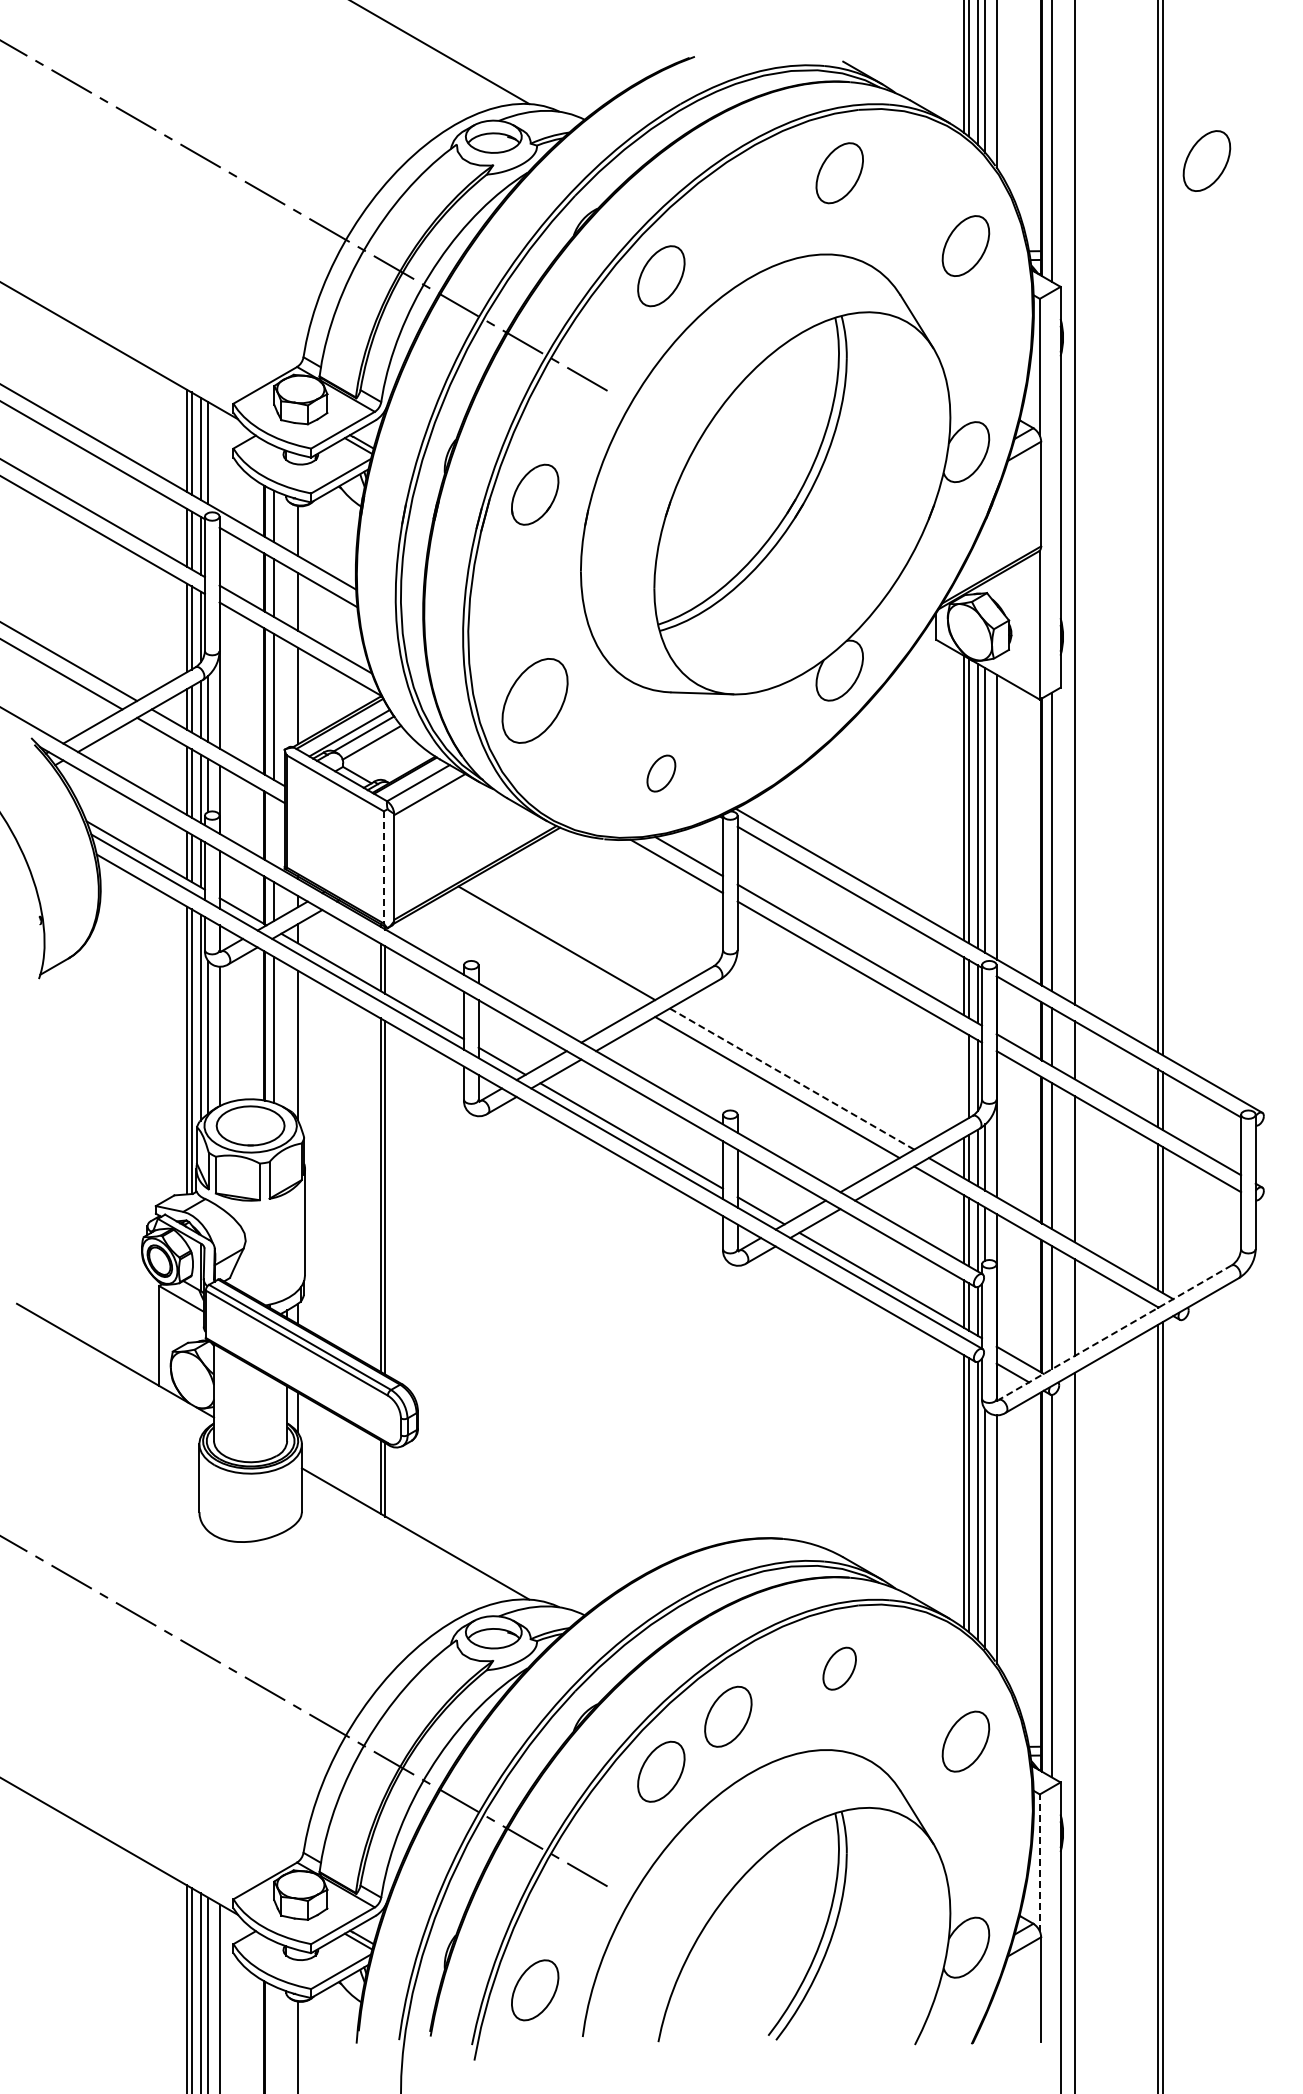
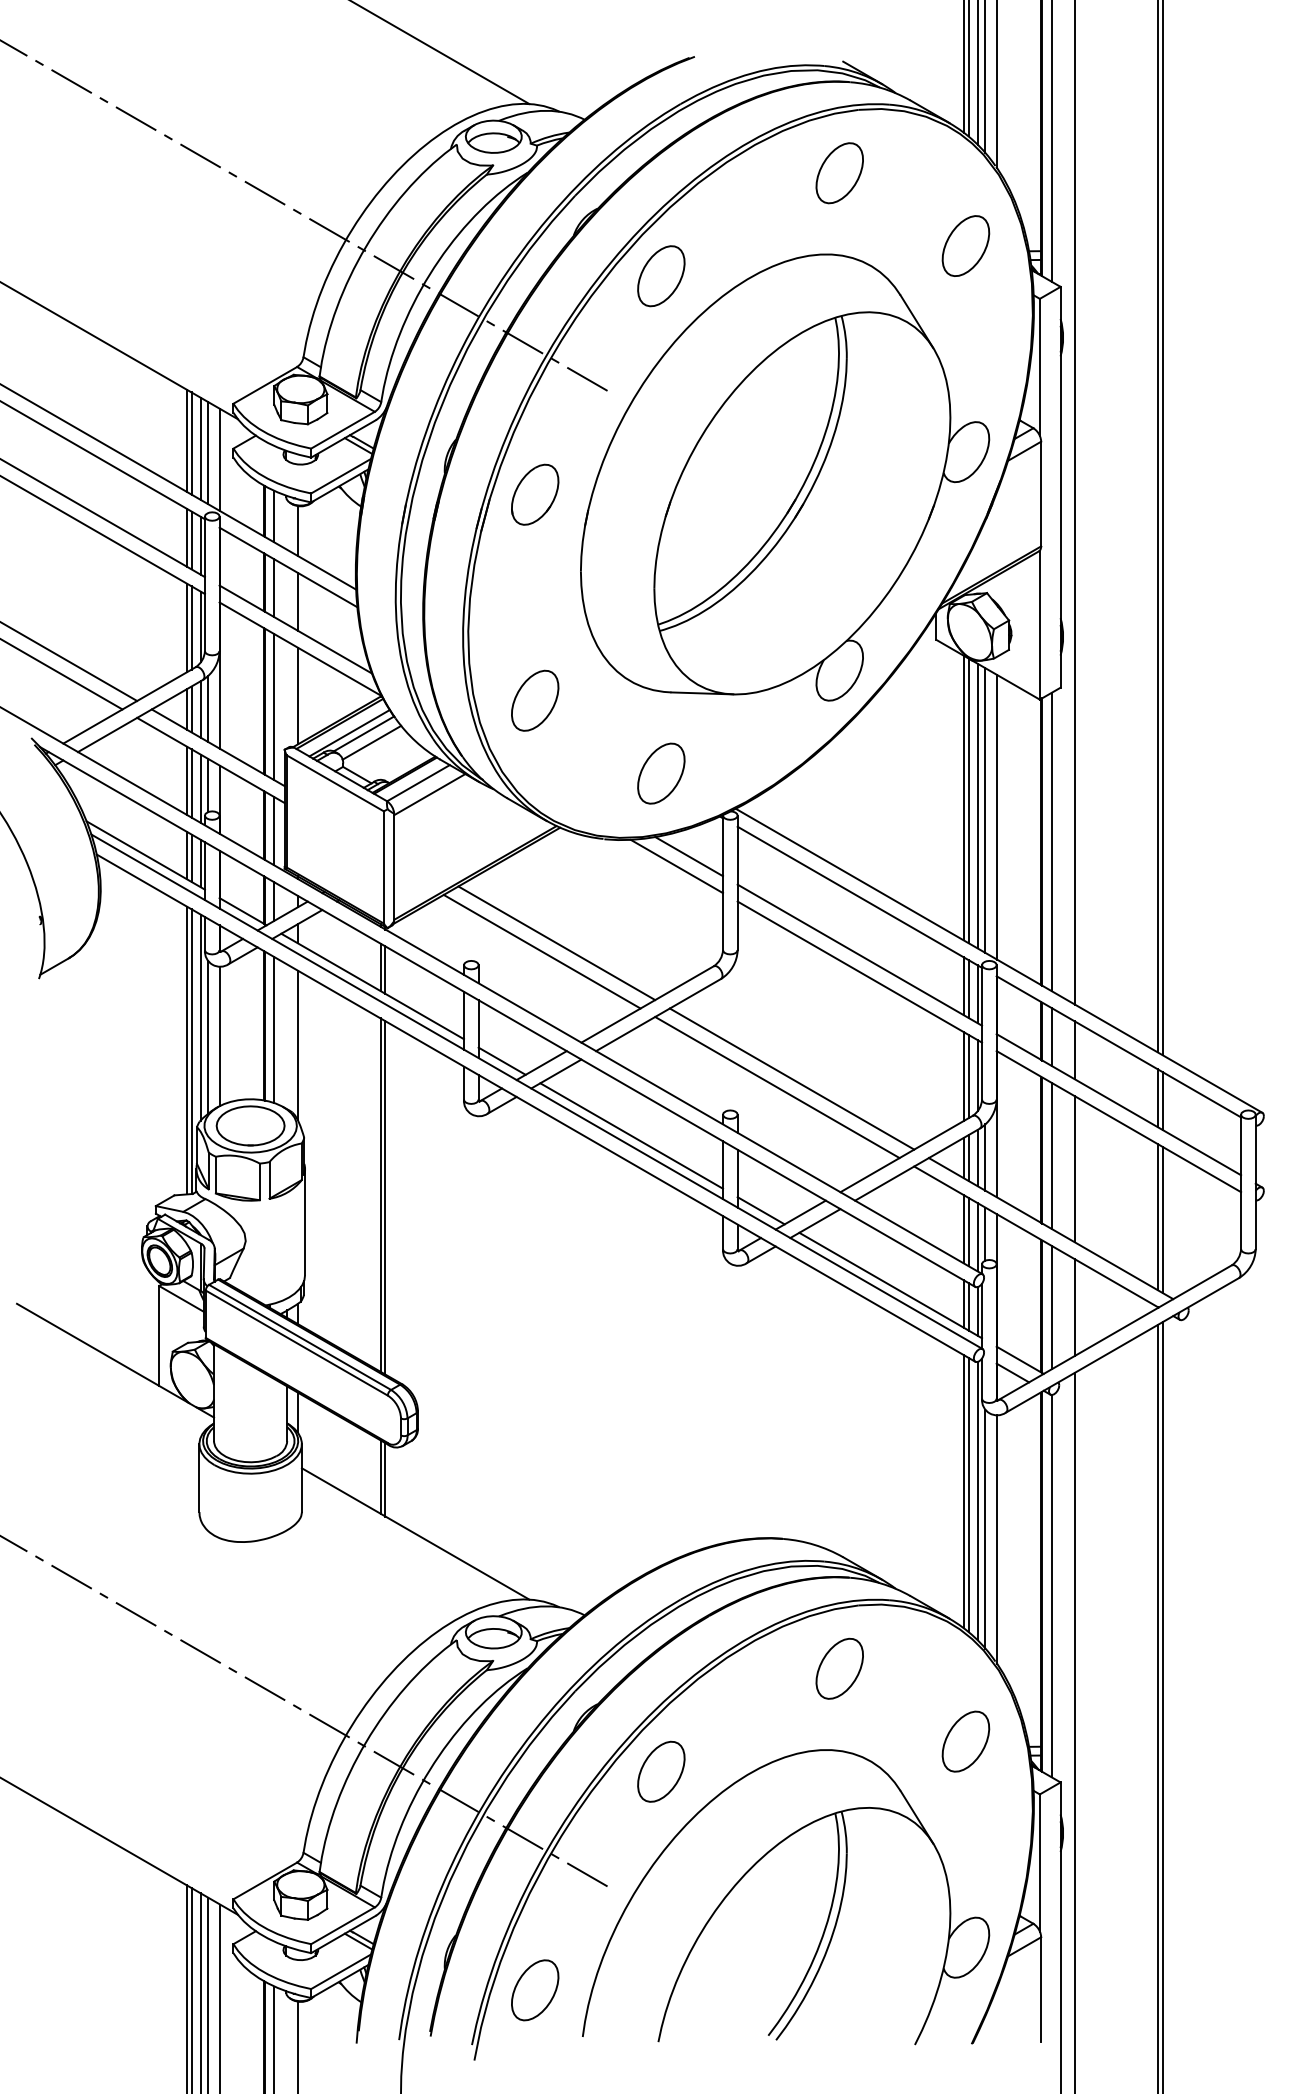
part: present -> none (1206, 160)
line: none -> present (220, 459)
part size: 68x86 px -> 49x63 px (535, 700)
part size: 31x39 px -> 49x63 px (661, 773)
line: none -> present (274, 831)
line: dashed -> solid (383, 867)
line: none -> present (541, 951)
line: none -> present (963, 1076)
line: dashed -> solid (791, 1078)
line: dashed -> solid (1115, 1332)
part size: 35x45 px -> 49x63 px (839, 1668)
part: present -> none (728, 1716)
line: dashed -> solid (1039, 1862)
line: none -> present (274, 2038)
